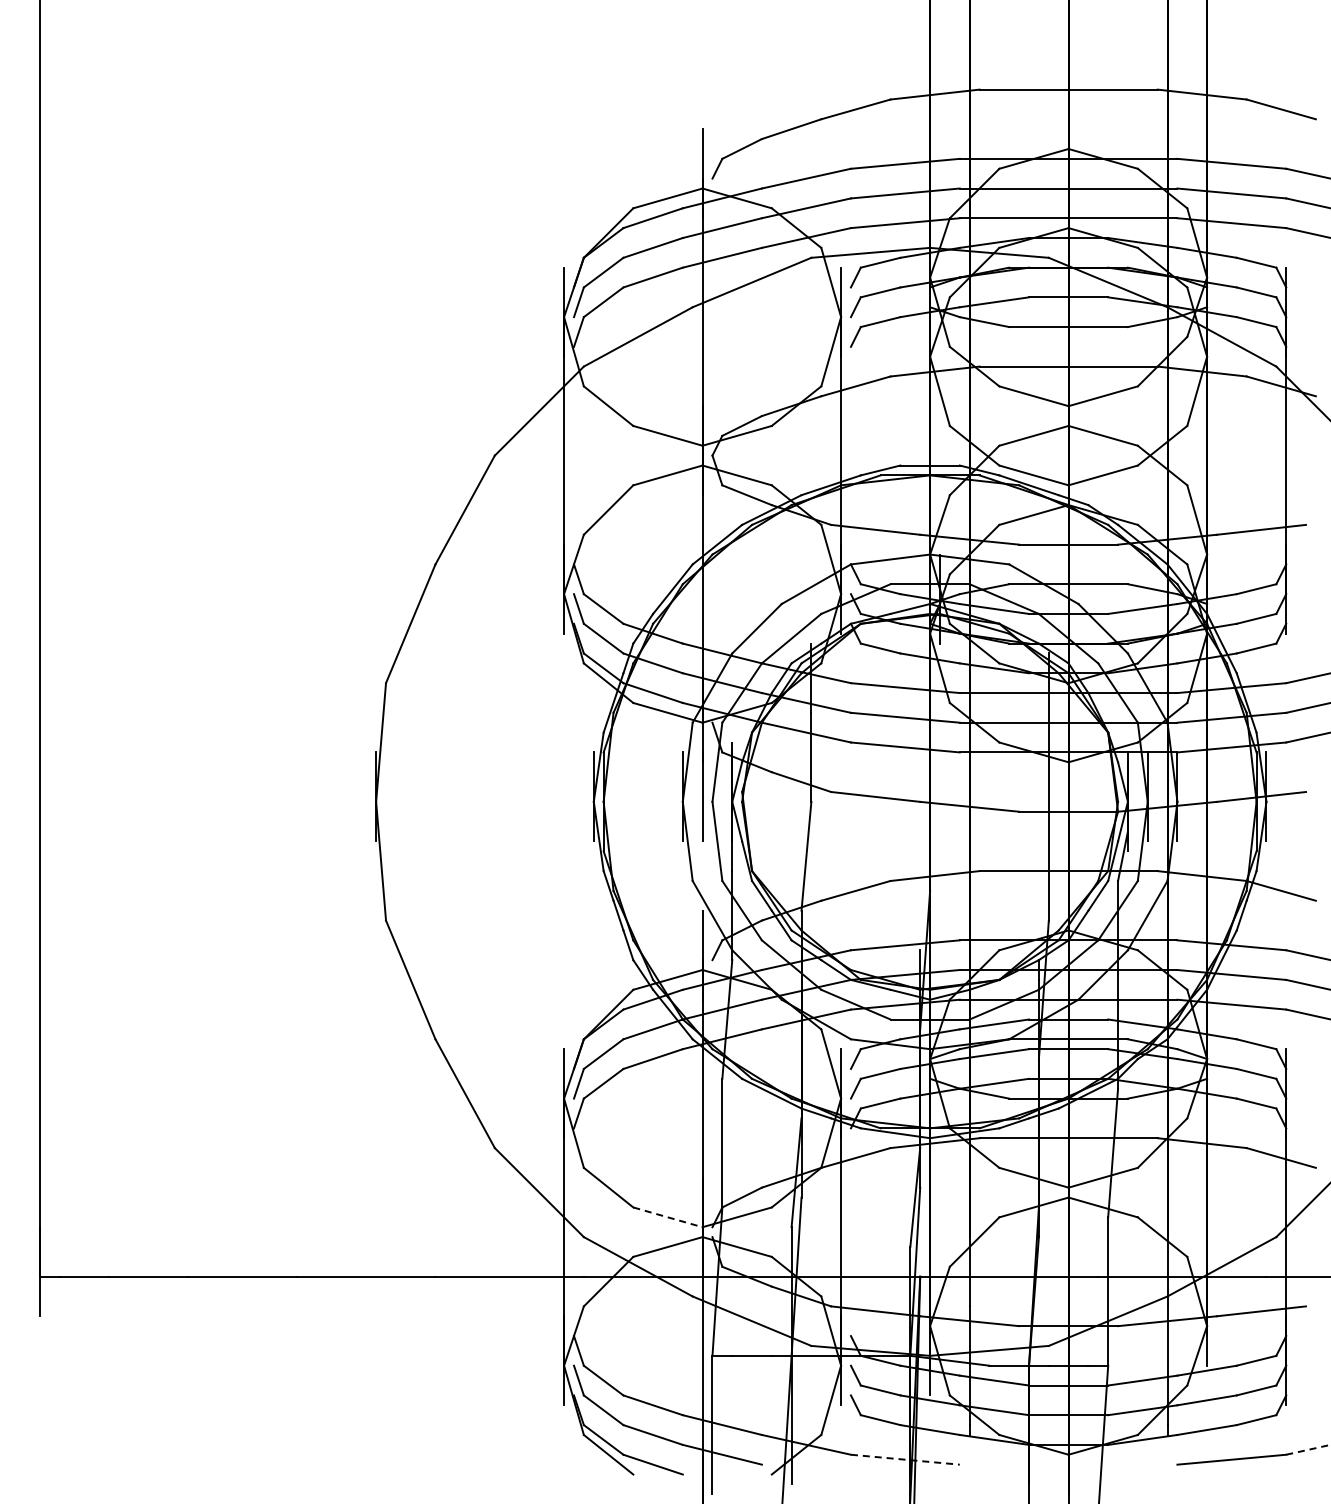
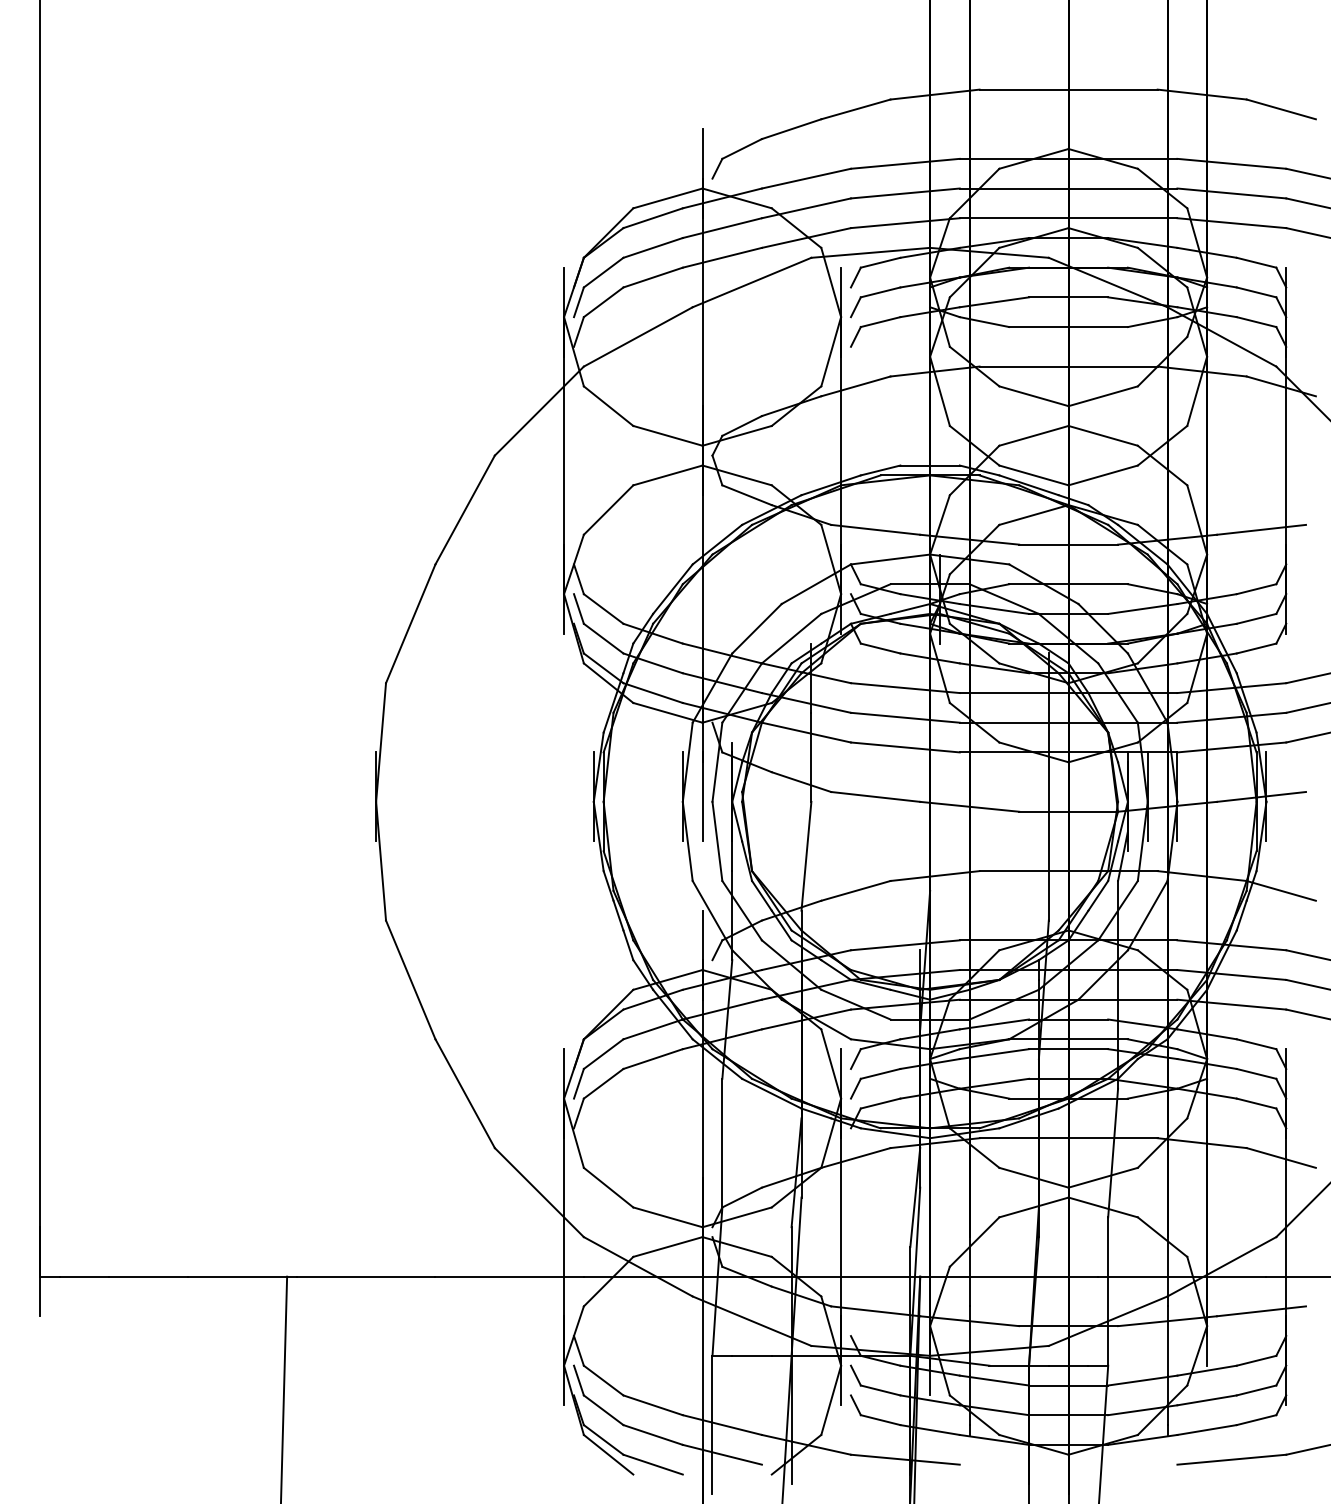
line: dashed -> solid (668, 1217)
line: none -> present (284, 1388)
line: dashed -> solid (1308, 1449)
line: dashed -> solid (905, 1459)
